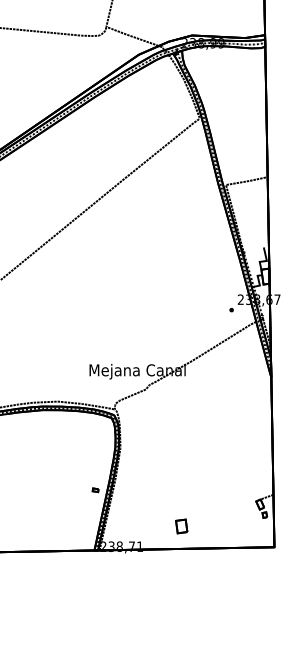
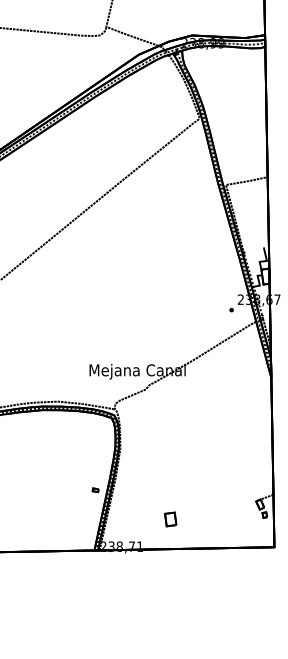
part position: (181, 526) -> (170, 519) (170, 519)
